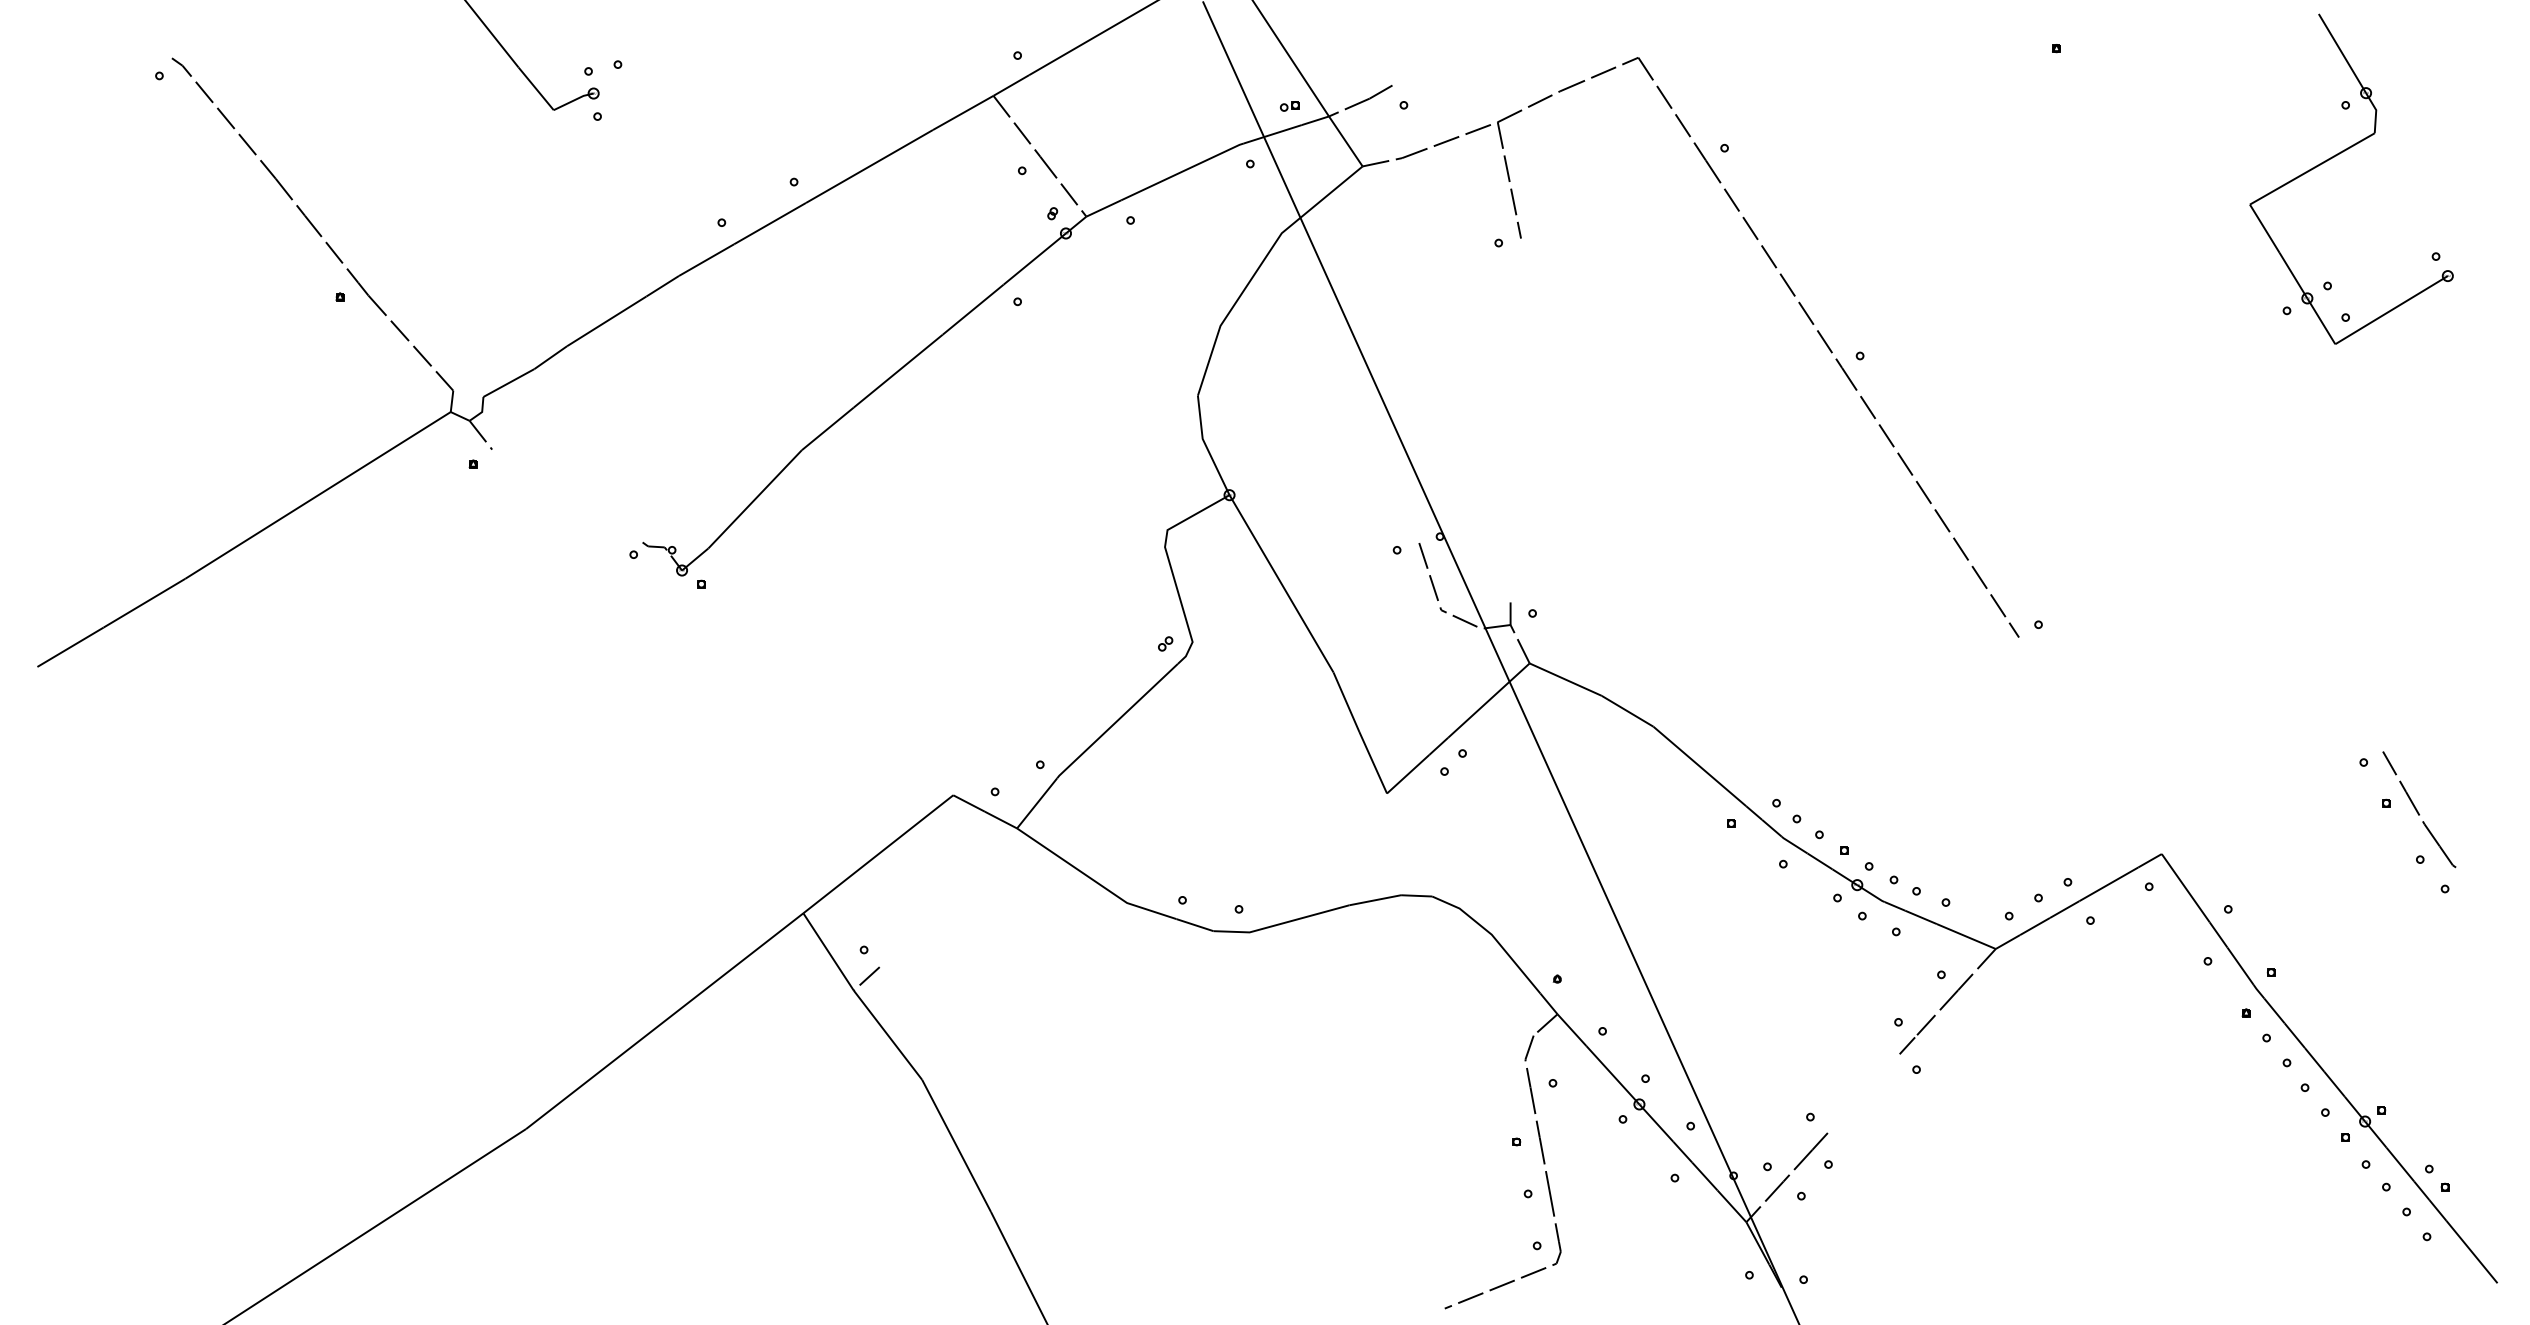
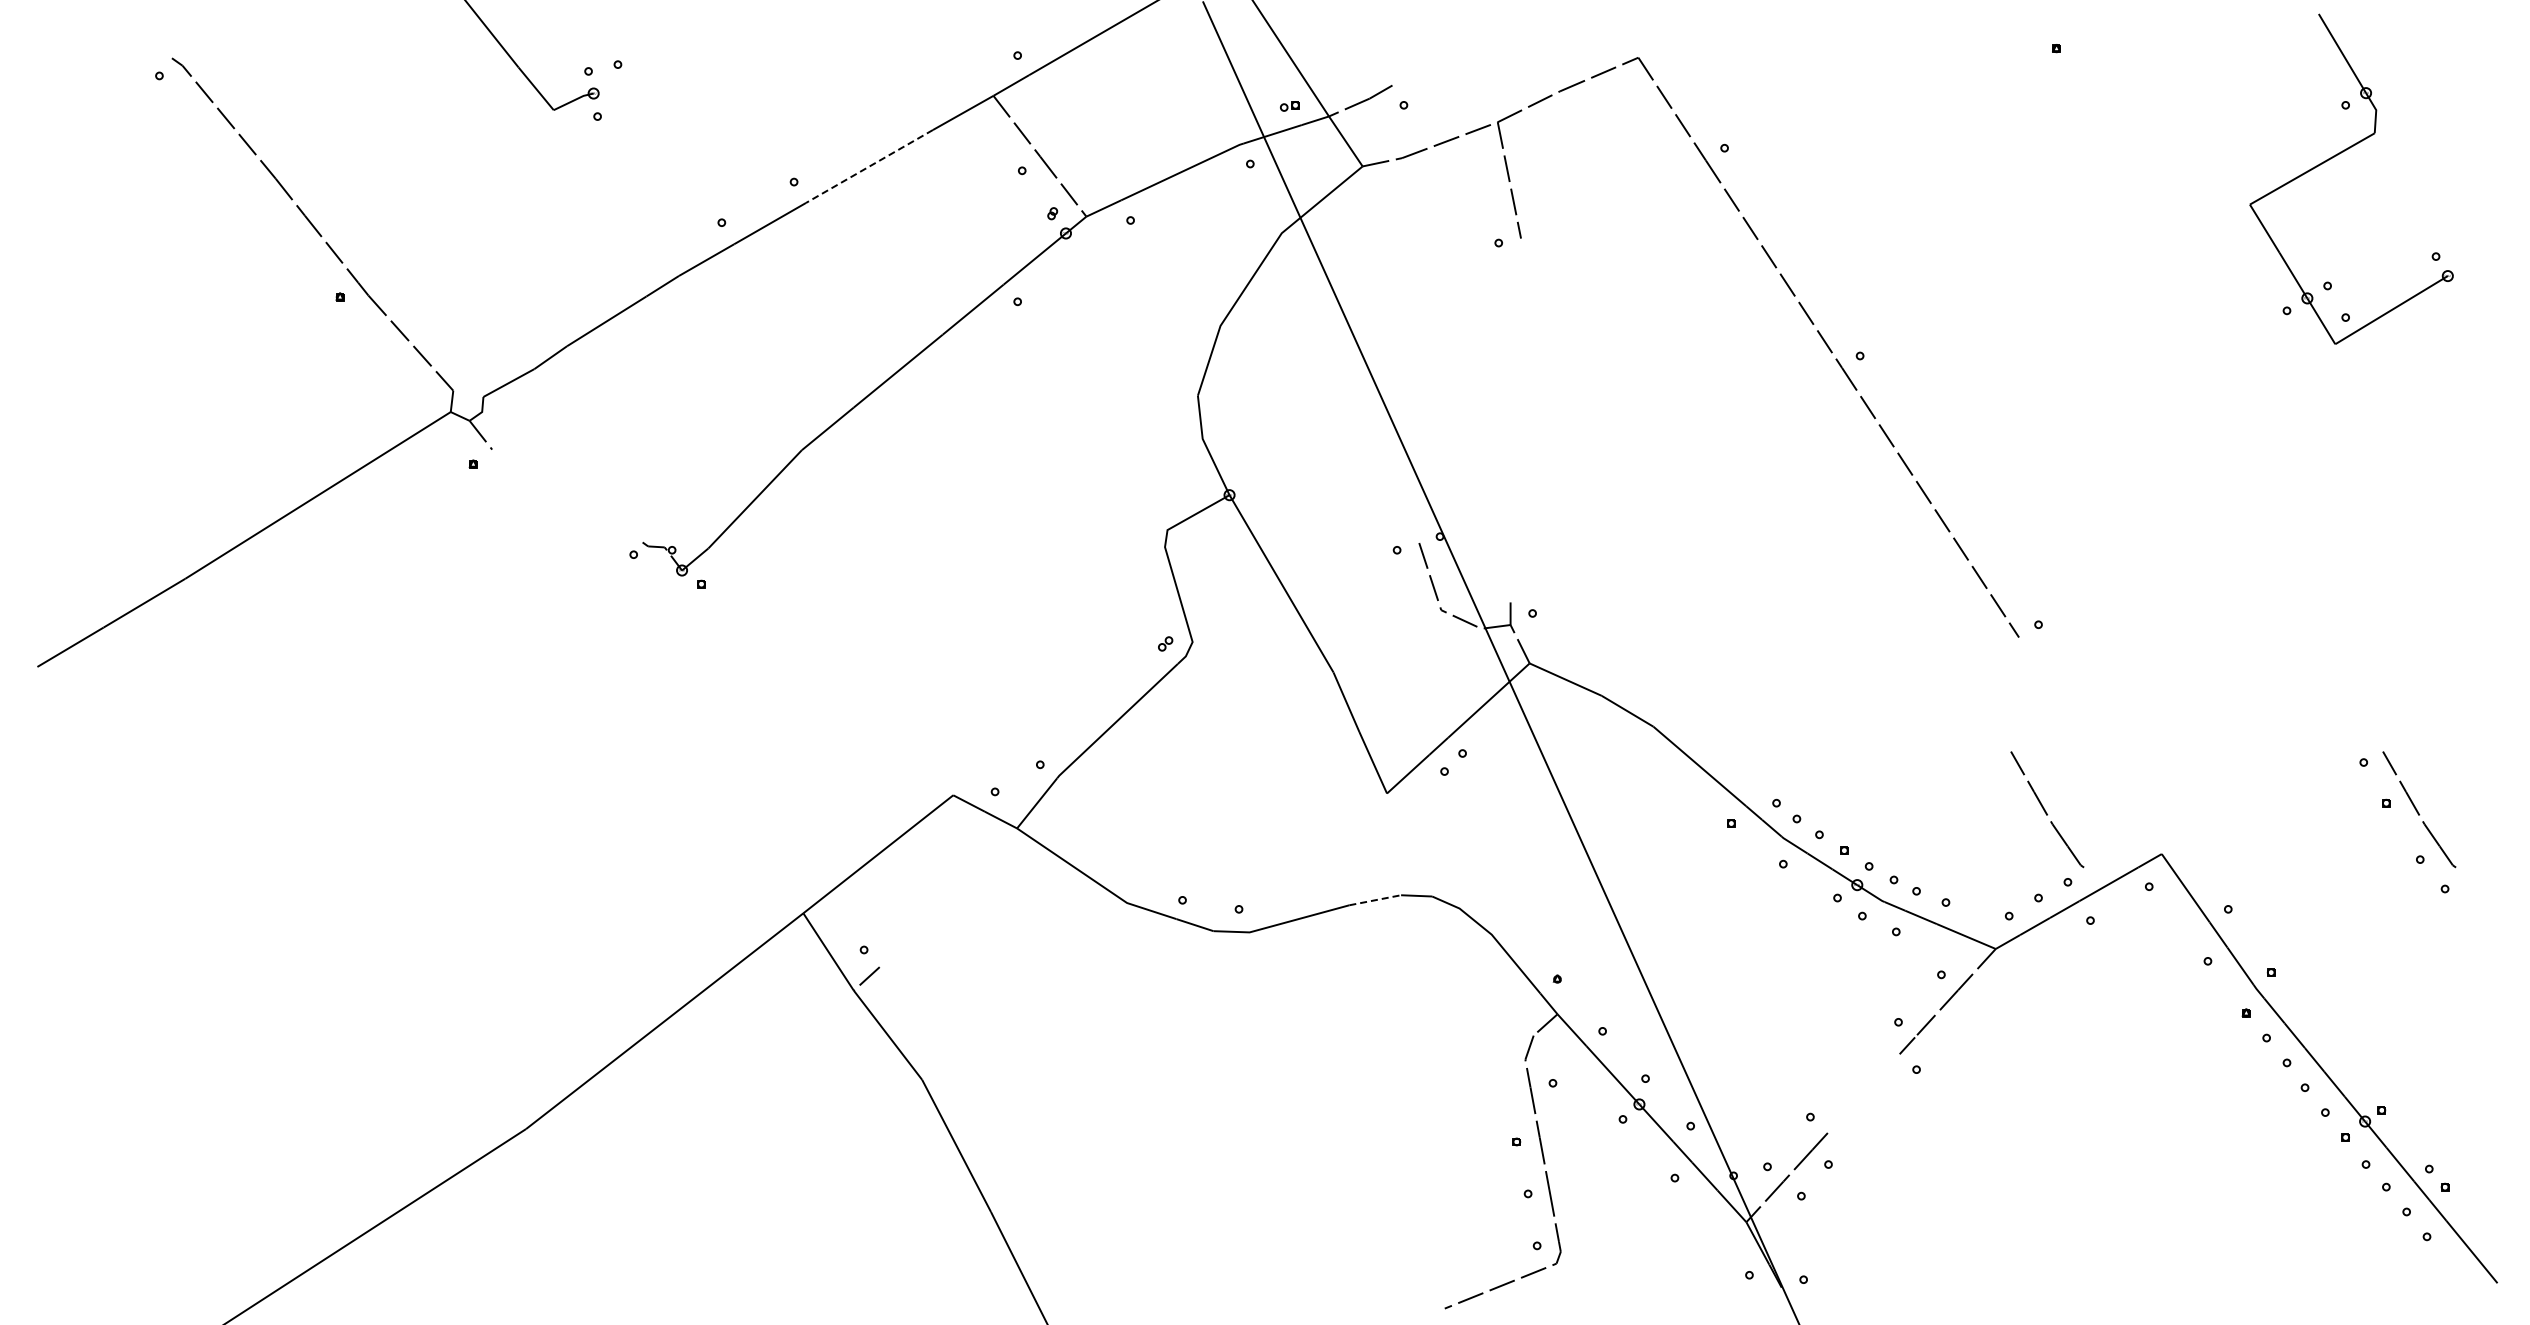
line: solid -> dashed (869, 166)
part: none -> present (2047, 809)
line: solid -> dashed (1375, 900)
